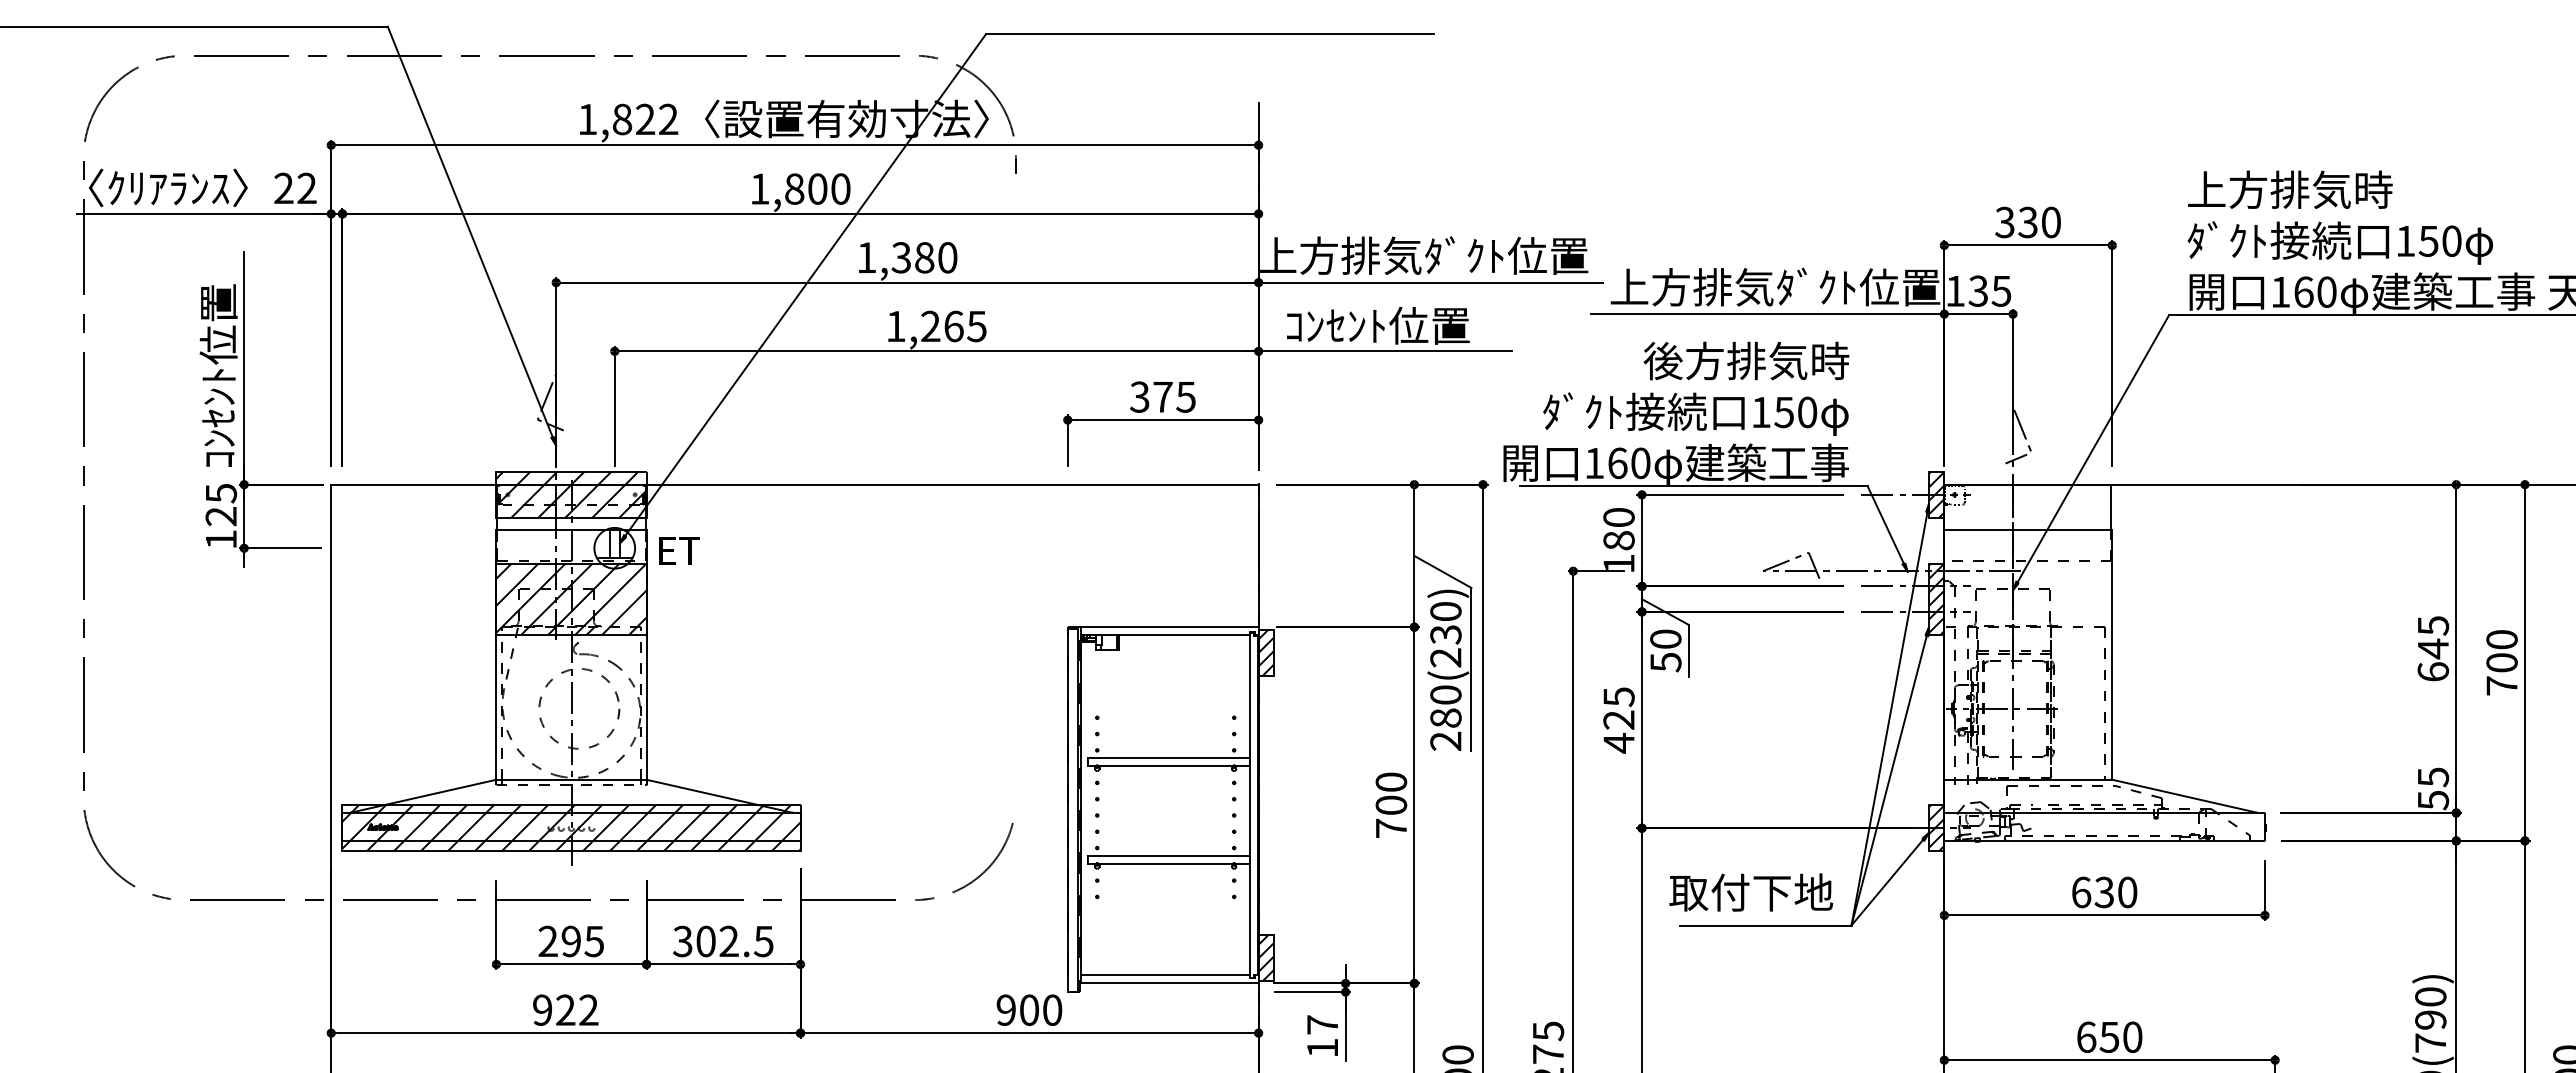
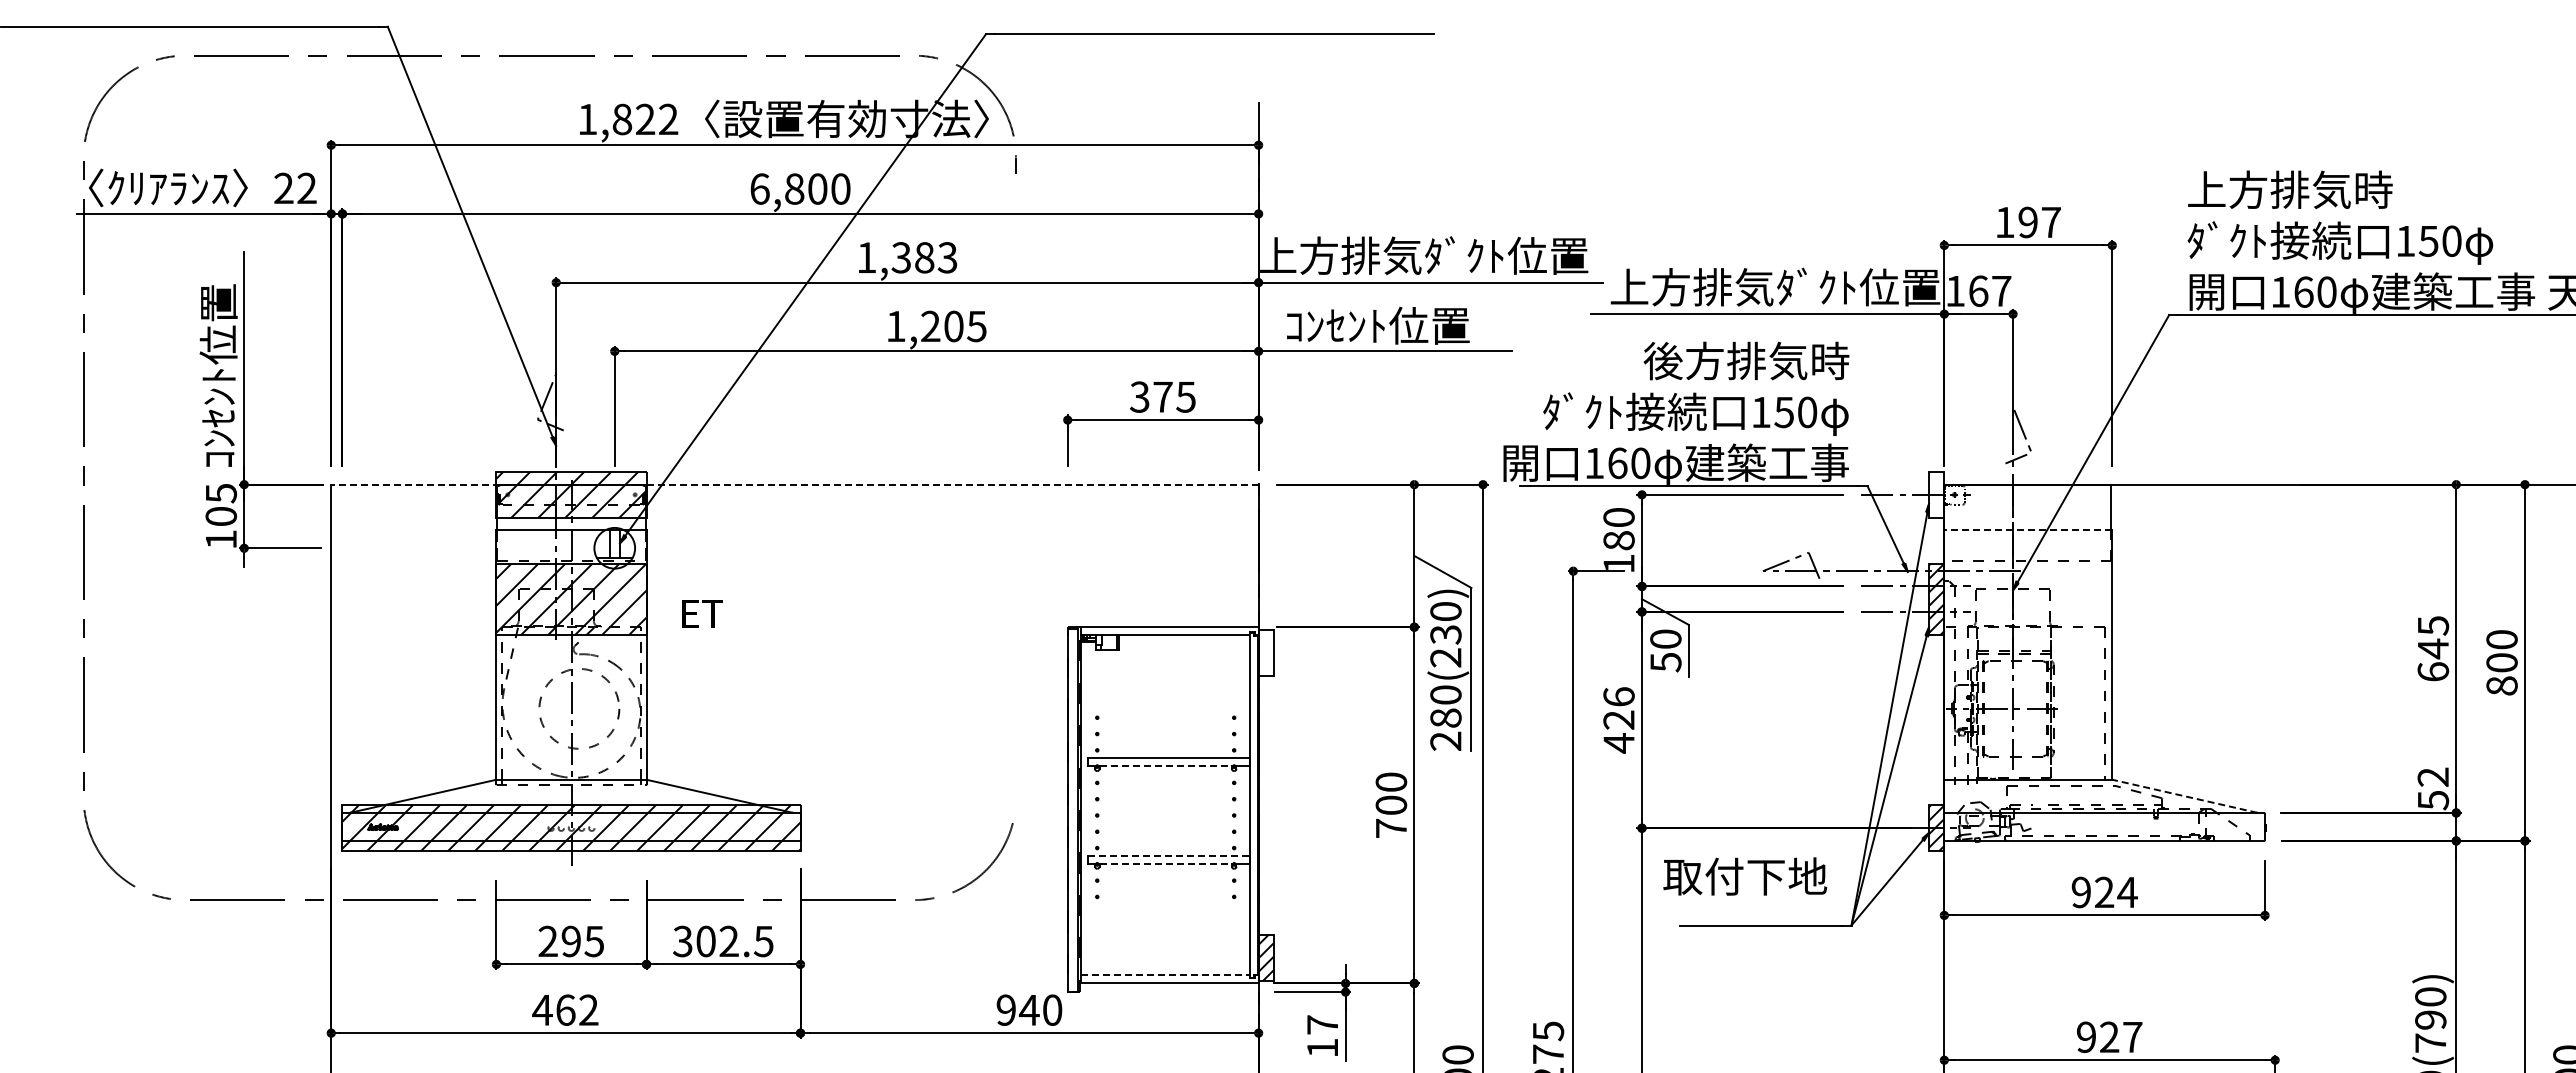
text: 1,800 -> 6,800 (759, 188)
text: 330 -> 197 (2027, 222)
text: 1,380 -> 1,383 (947, 257)
text: 135 -> 167 (1989, 290)
text: 1,265 -> 1,205 (953, 326)
line: solid -> dashed (794, 484)
hatch: present -> none (1936, 494)
text: 125 -> 105 (221, 516)
line: solid -> dashed (2028, 530)
text position: (679, 550) -> (702, 613) (702, 613)
hatch: present -> none (1265, 652)
text: 700 -> 800 (2501, 685)
text: 425 -> 426 (1618, 697)
line: solid -> dashed (1166, 766)
text: 55 -> 52 (2433, 777)
line: solid -> dashed (2184, 796)
line: solid -> dashed (1169, 855)
line: solid -> dashed (1166, 863)
text position: (1751, 892) -> (1745, 876) (1745, 876)
text: 630 -> 924 (2104, 892)
line: solid -> dashed (1165, 975)
text: 922 -> 462 (553, 1009)
text: 900 -> 940 (1028, 1009)
text: 650 -> 927 (2109, 1037)
